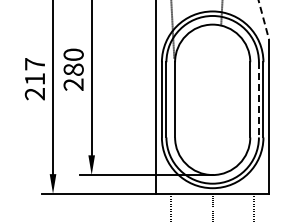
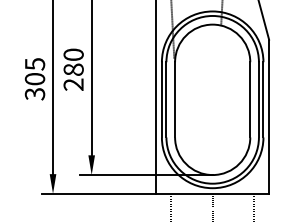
line: dashed -> solid (263, 20)
text: 217 -> 305 (34, 79)
line: dashed -> solid (258, 99)
